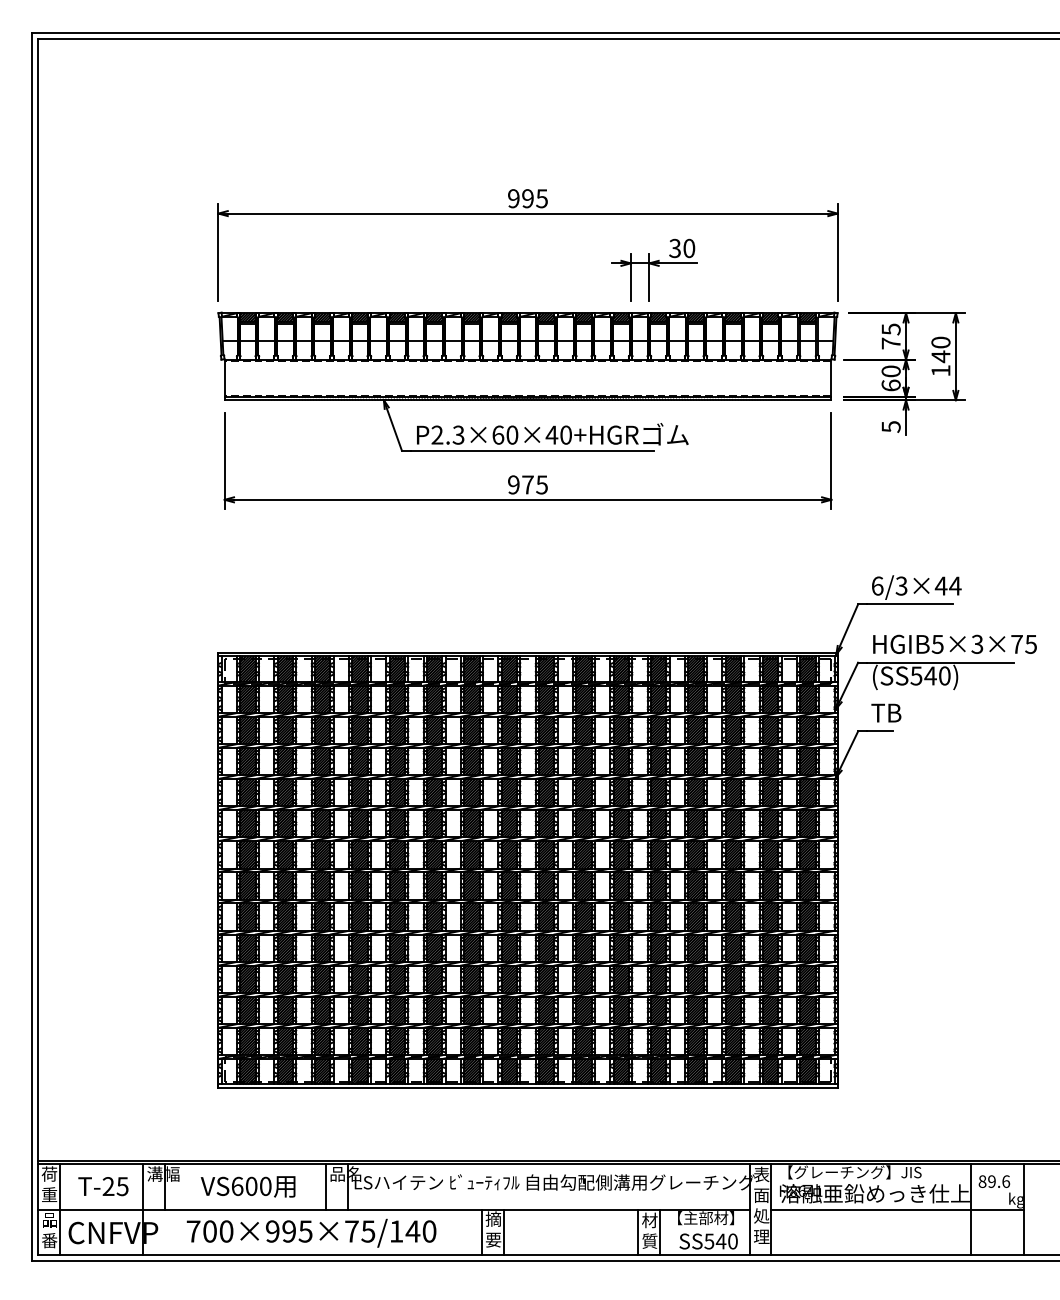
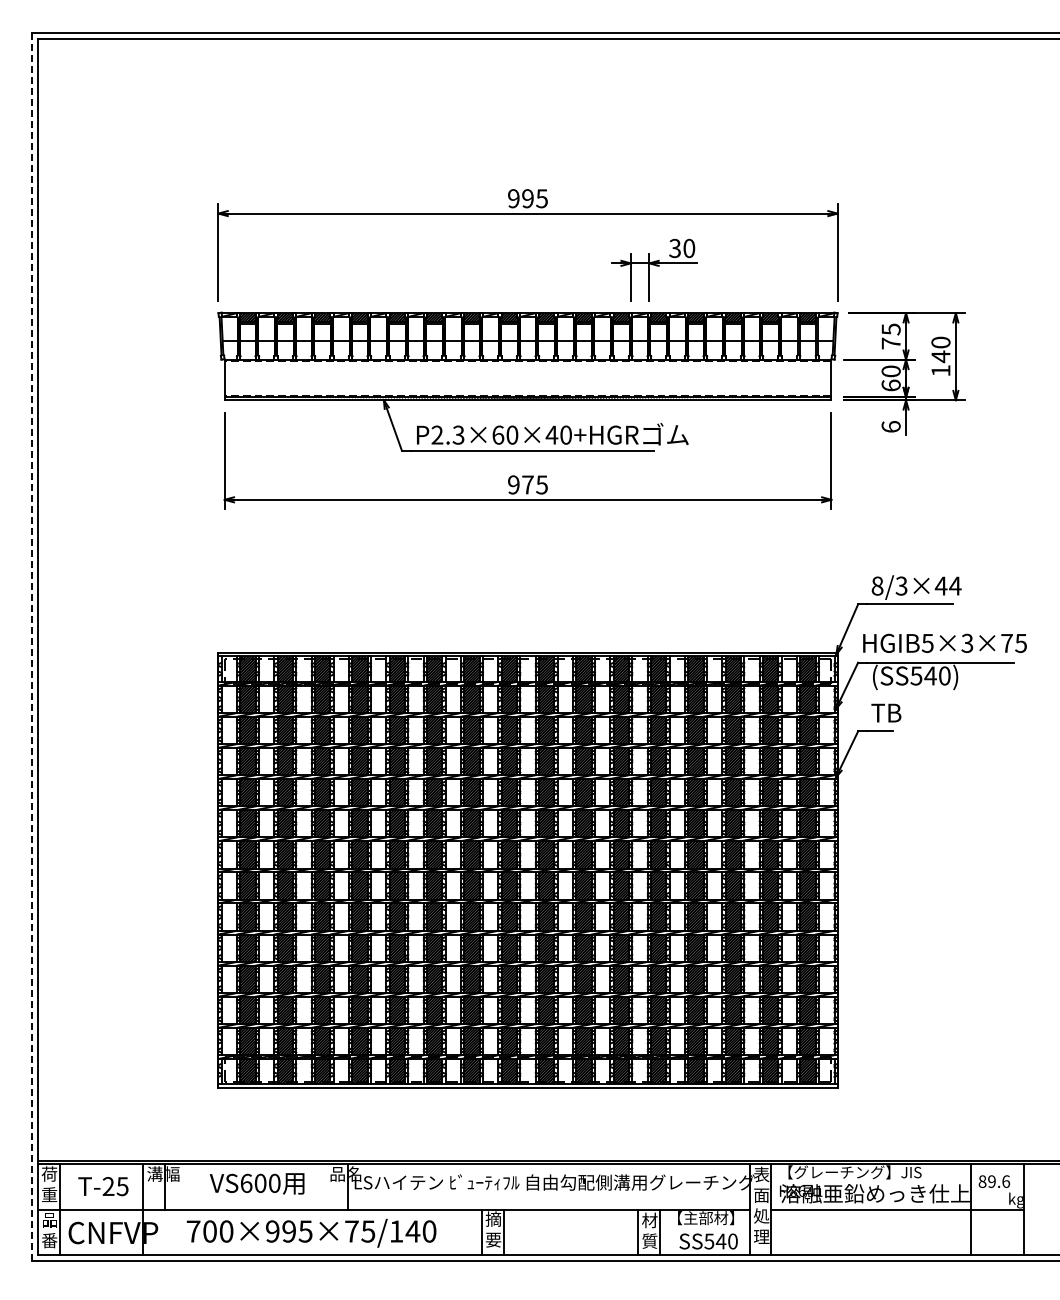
text: 5 -> 6 (890, 426)
text: 6/3×44 -> 8/3×44 (877, 585)
text position: (954, 643) -> (944, 642) (944, 642)
line: solid -> dashed (31, 647)
text position: (247, 1186) -> (256, 1183) (256, 1183)
line: present -> none (325, 1186)
